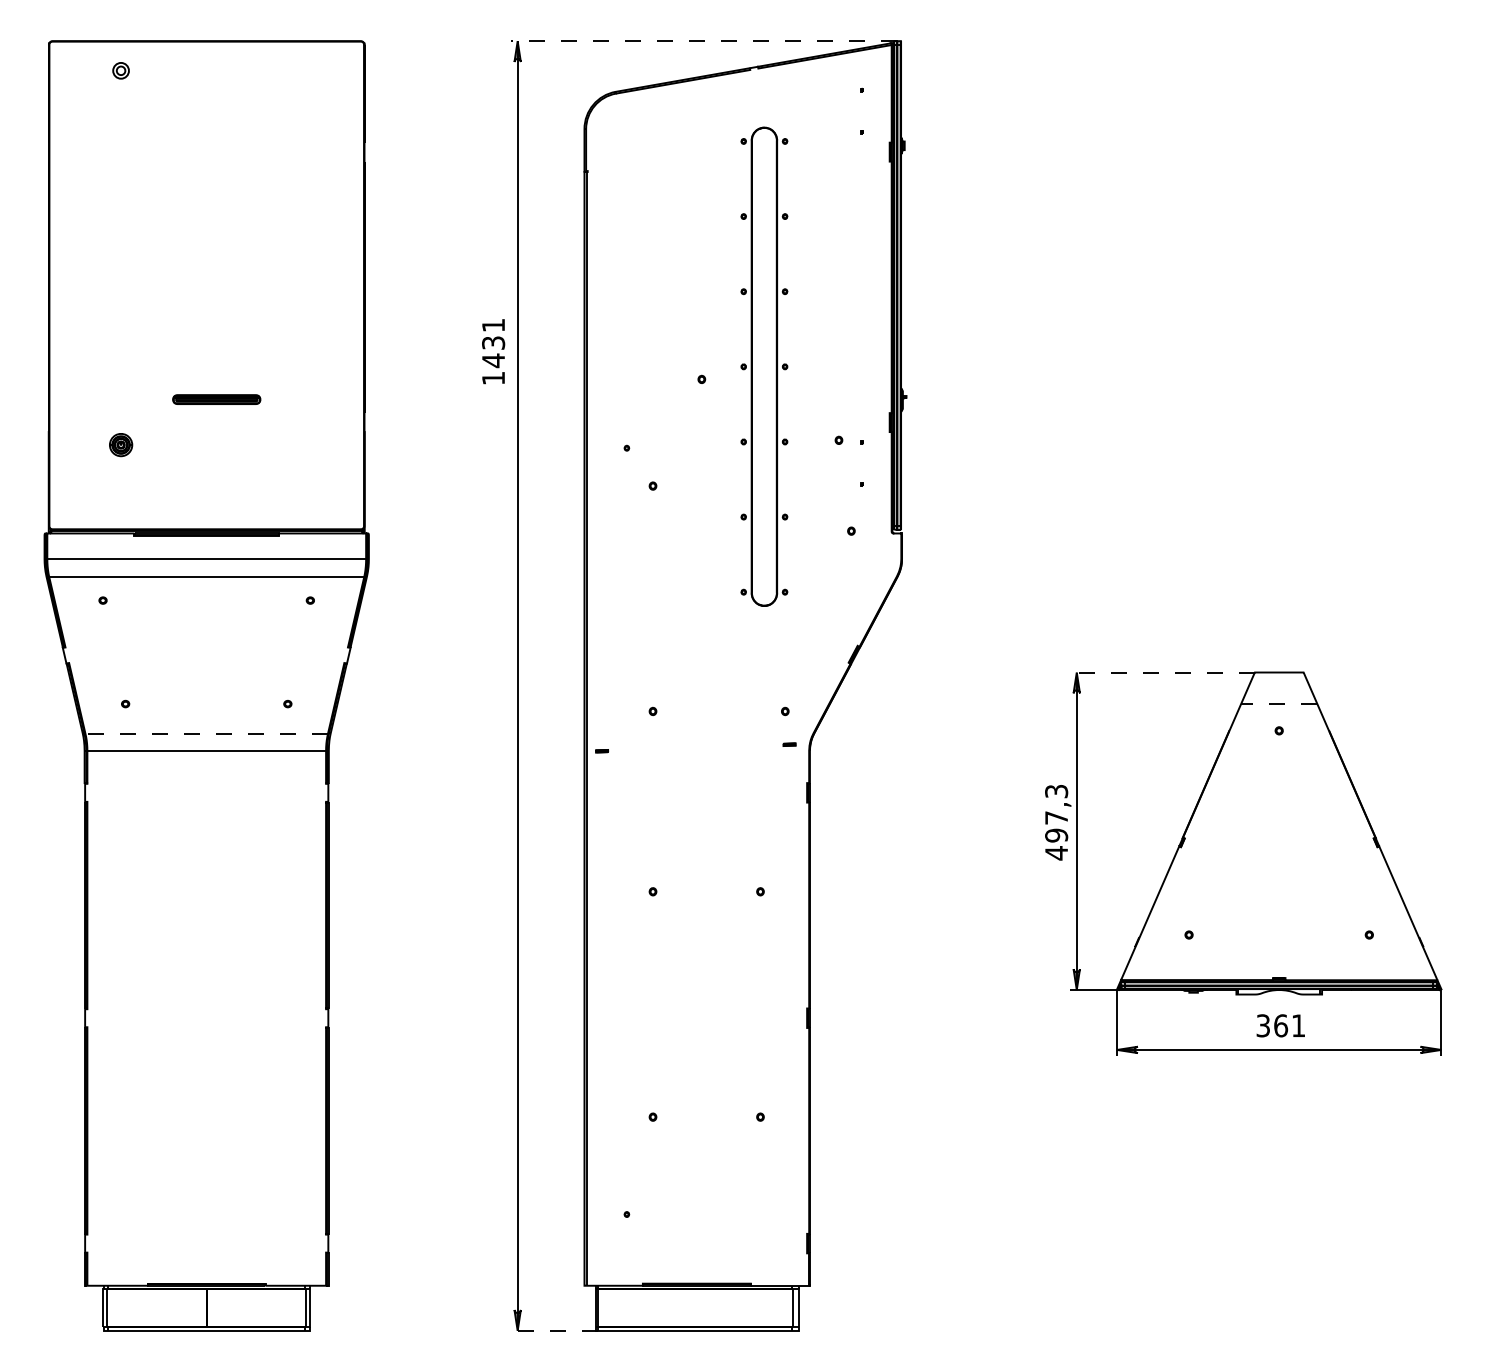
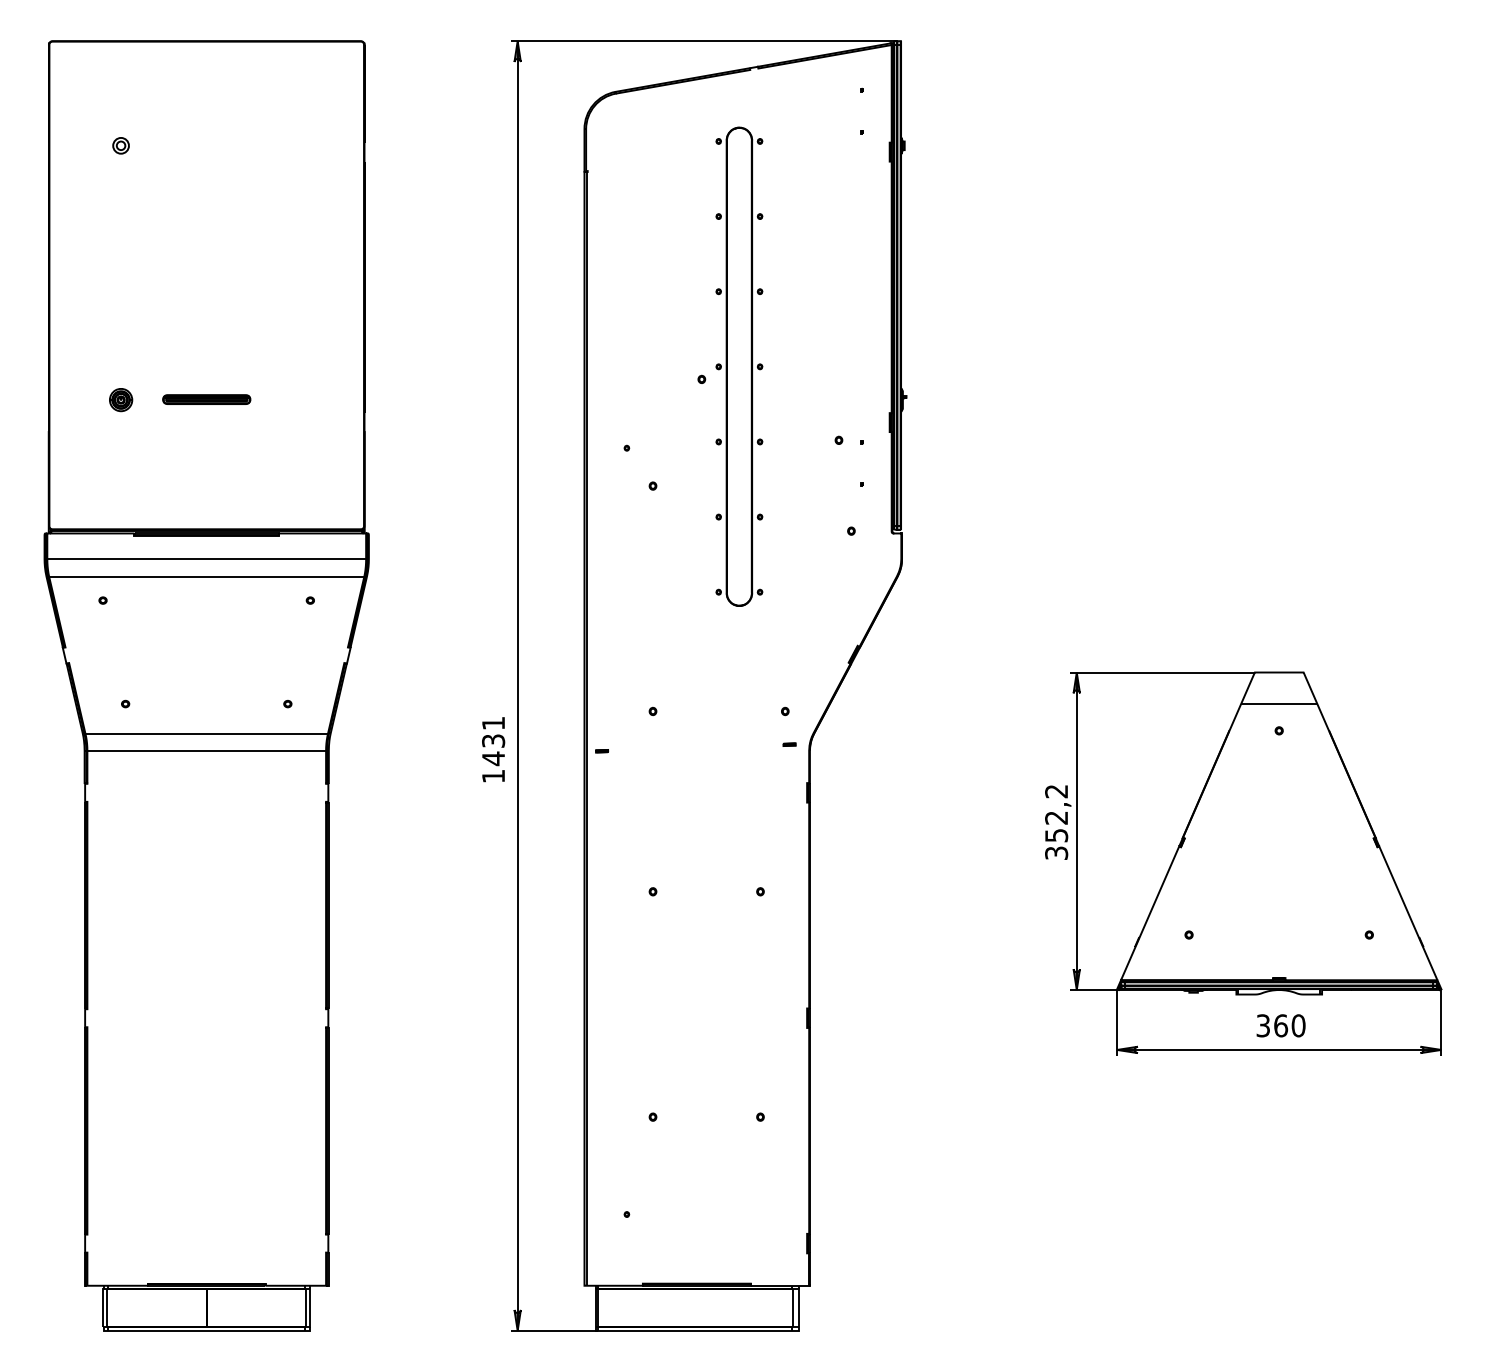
line: dashed -> solid (703, 41)
part position: (120, 70) -> (120, 145) (120, 145)
text position: (493, 351) -> (493, 749) (493, 749)
part position: (764, 366) -> (739, 366) (739, 366)
part position: (216, 399) -> (206, 399) (206, 399)
part position: (121, 445) -> (121, 400) (121, 400)
line: dashed -> solid (1162, 672)
line: dashed -> solid (1279, 703)
line: dashed -> solid (206, 733)
text: 497,3 -> 352,2 (1056, 822)
text: 361 -> 360 (1298, 1025)
line: dashed -> solid (554, 1330)
